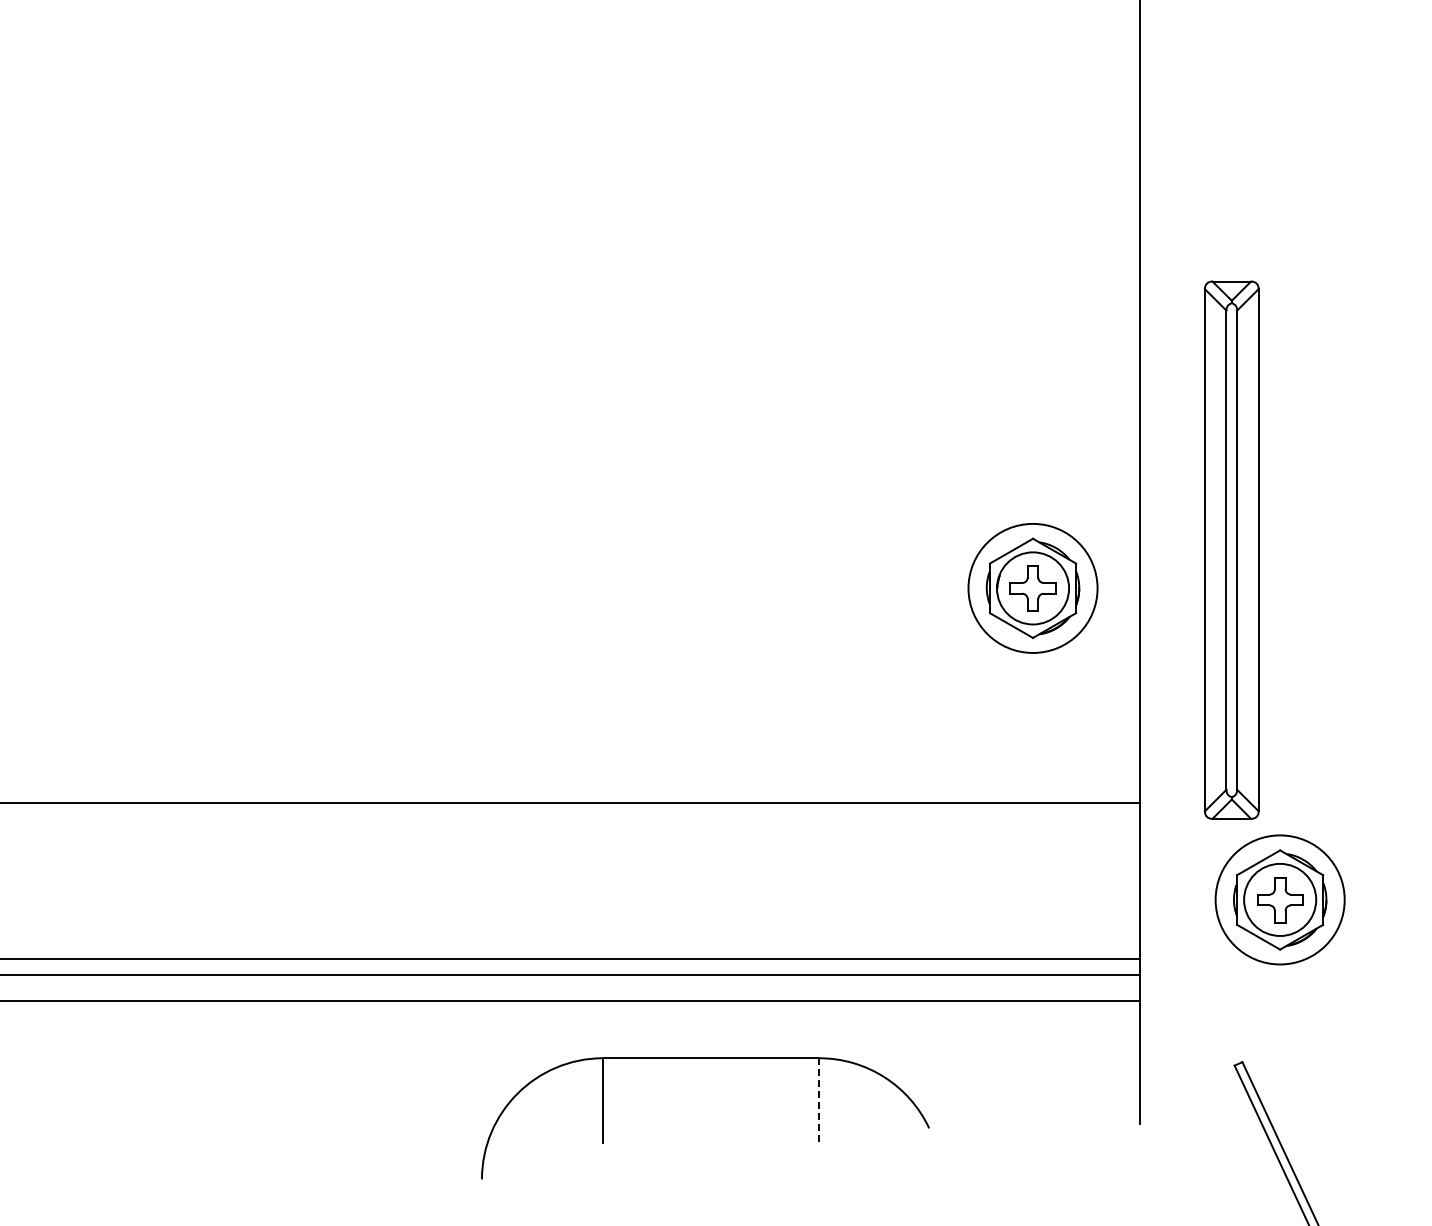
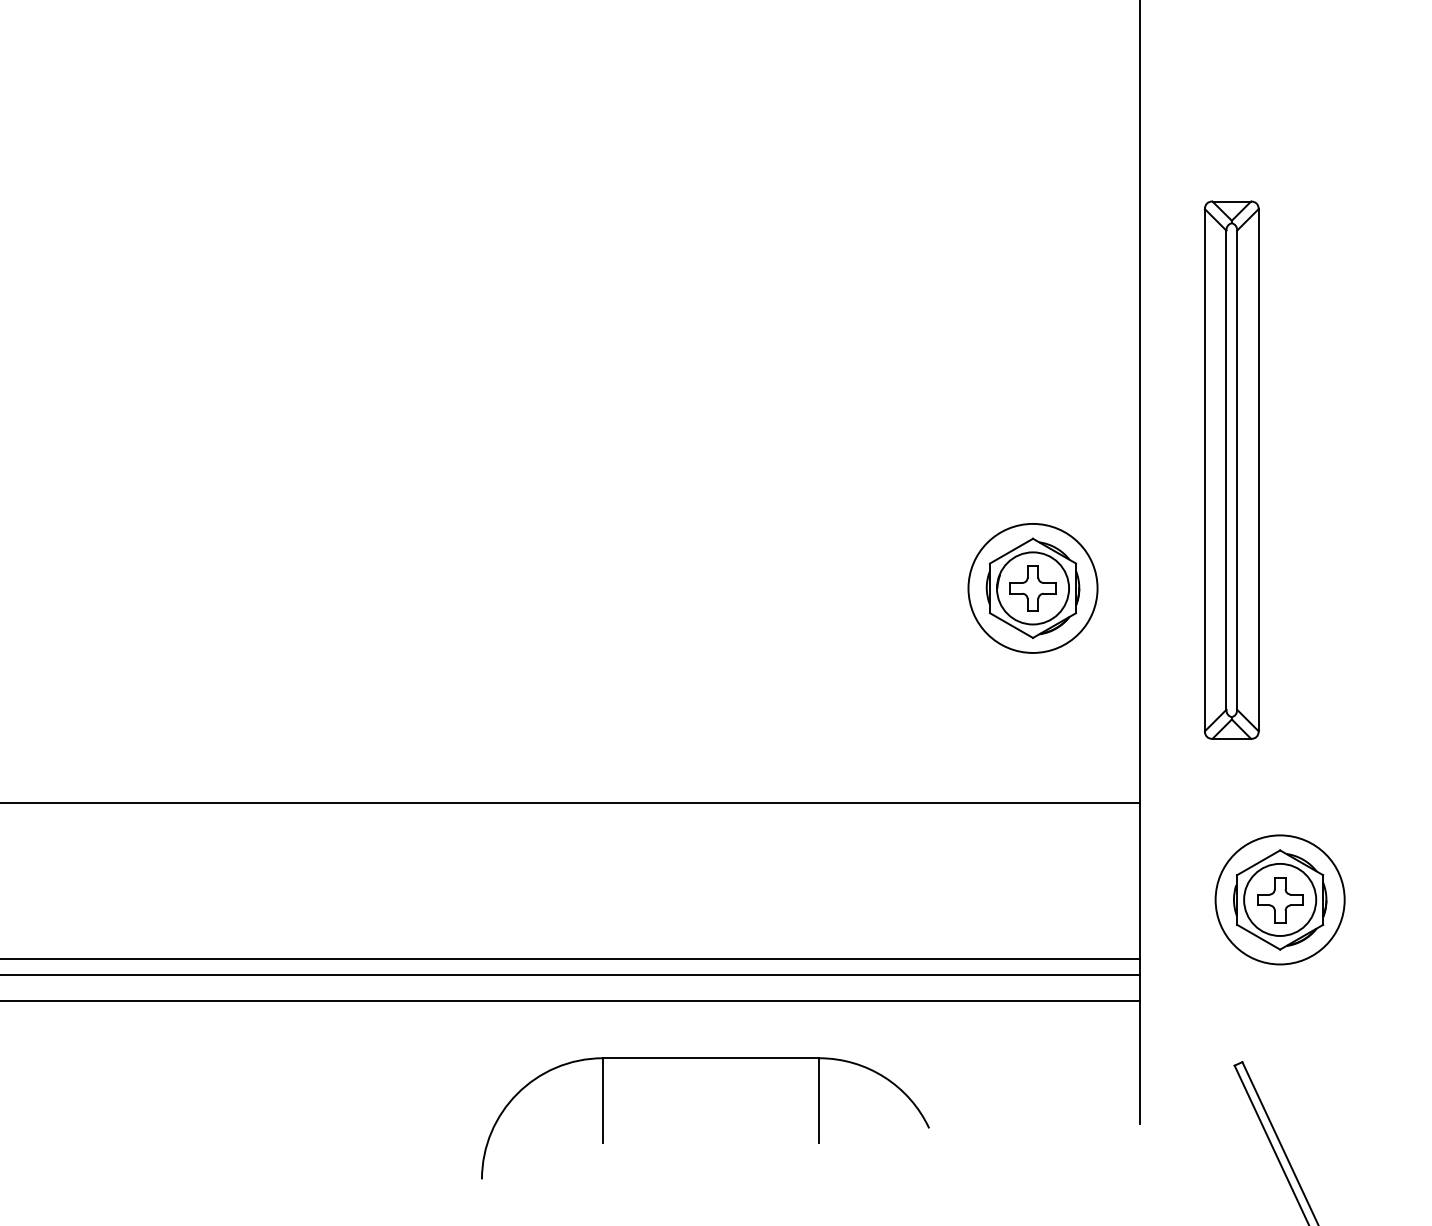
part position: (1231, 549) -> (1231, 469) (1231, 469)
line: dashed -> solid (819, 1100)
